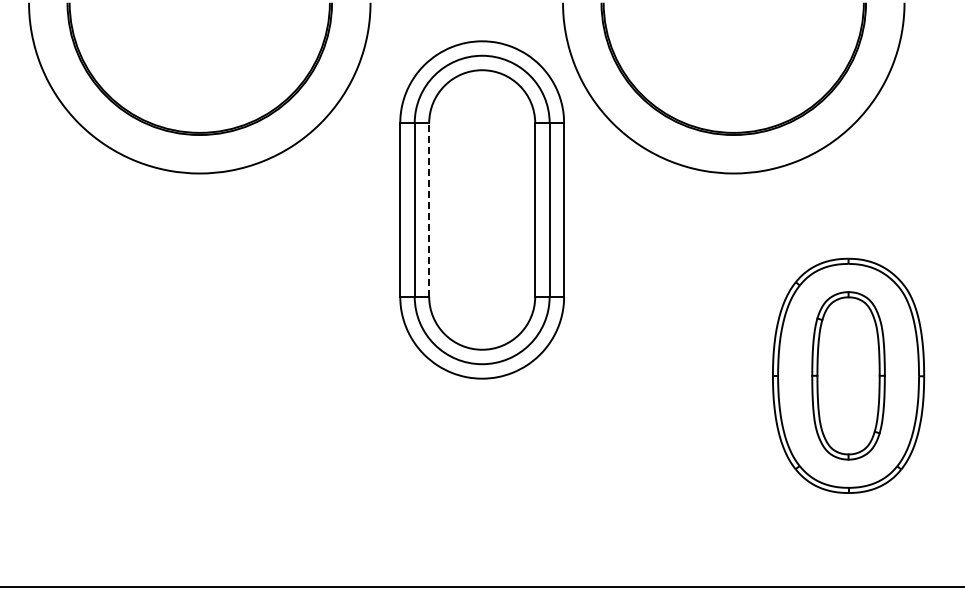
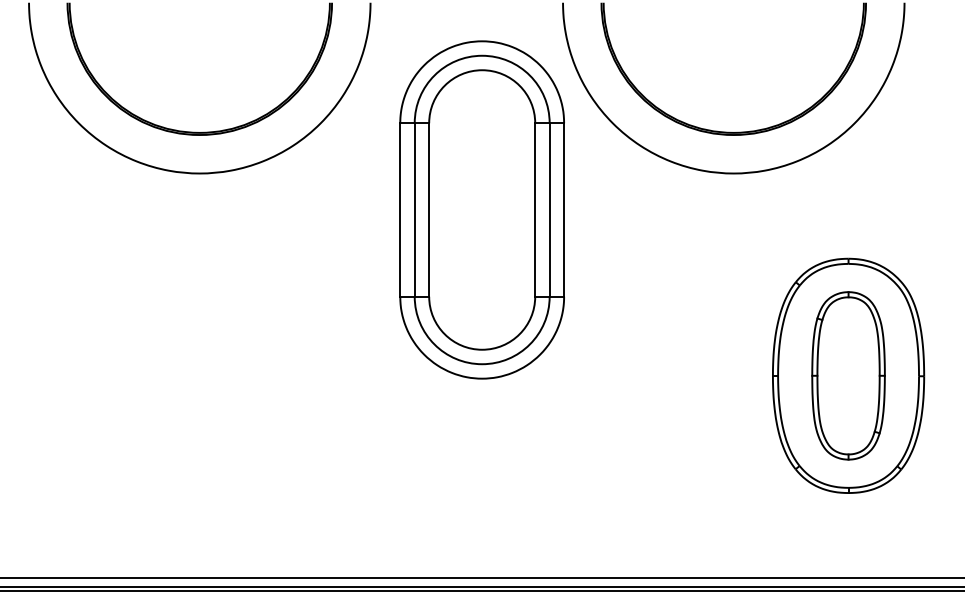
line: dashed -> solid (429, 210)
line: none -> present (481, 577)
line: none -> present (481, 590)
